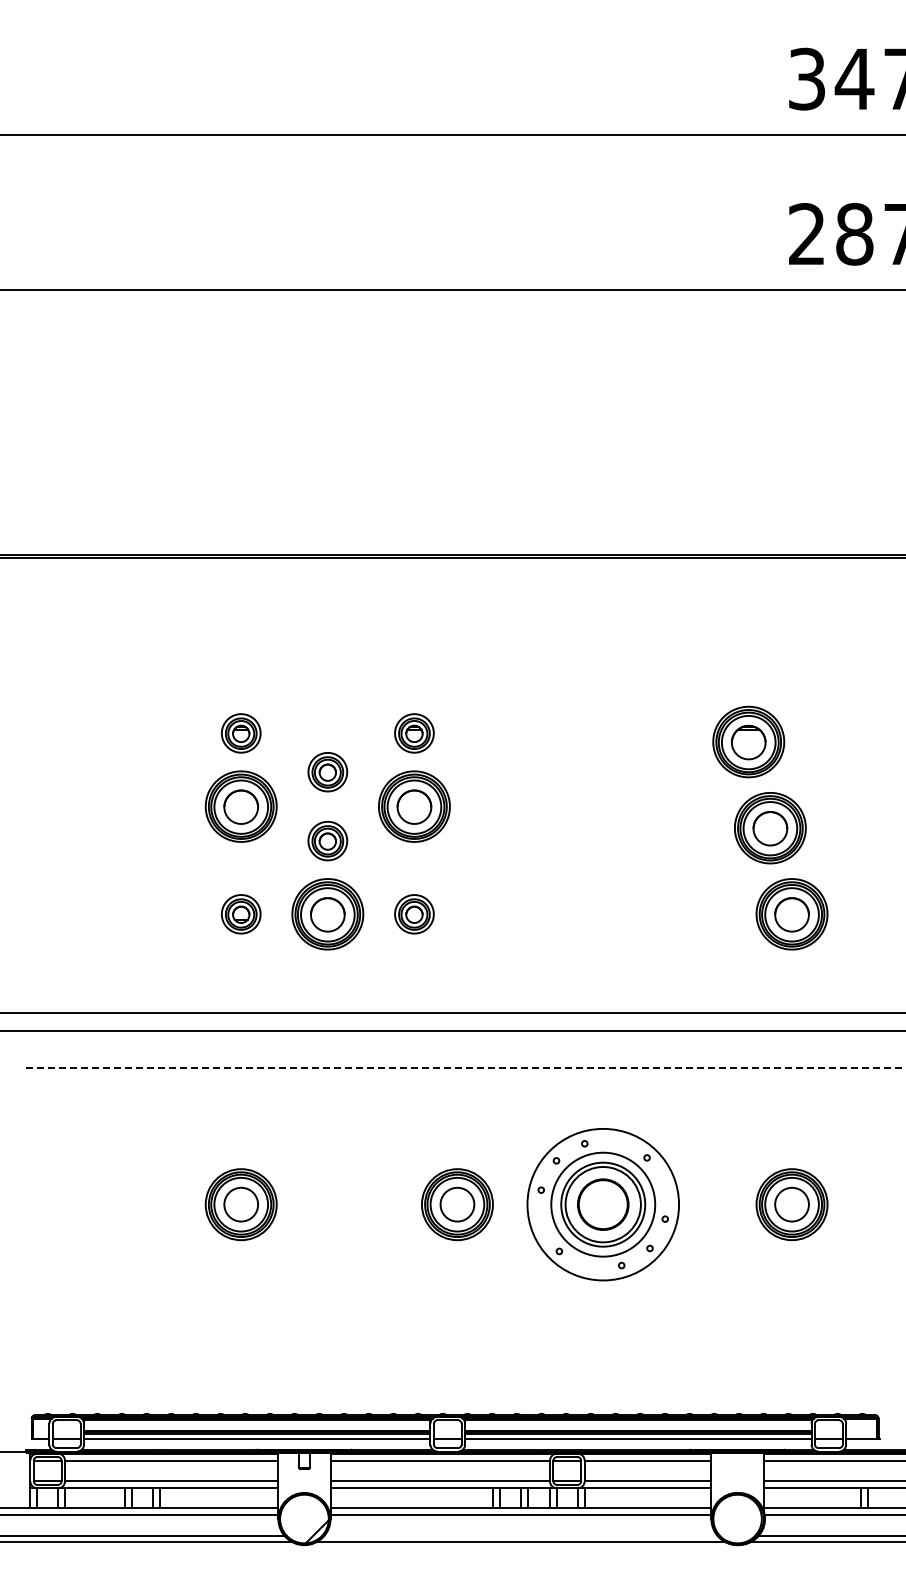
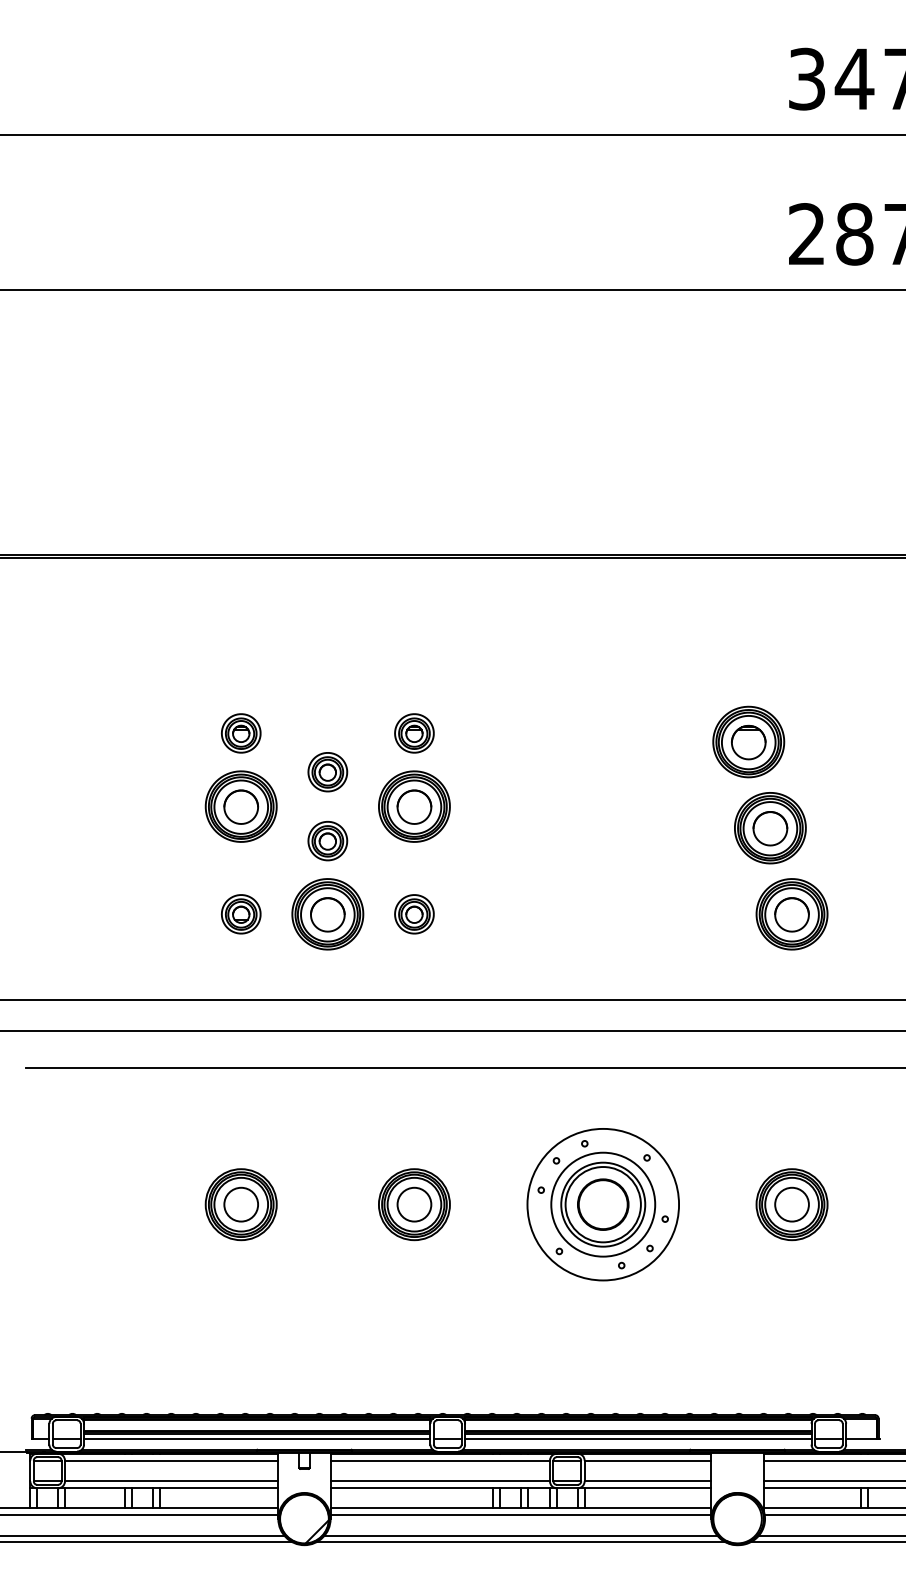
line position: (452, 1013) -> (452, 1000) (452, 1000)
line: dashed -> solid (465, 1067)
part position: (457, 1204) -> (414, 1204) (414, 1204)
line: none -> present (520, 1535)
